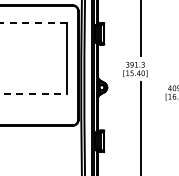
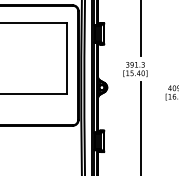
line: dashed -> solid (33, 23)
line: dashed -> solid (34, 93)
